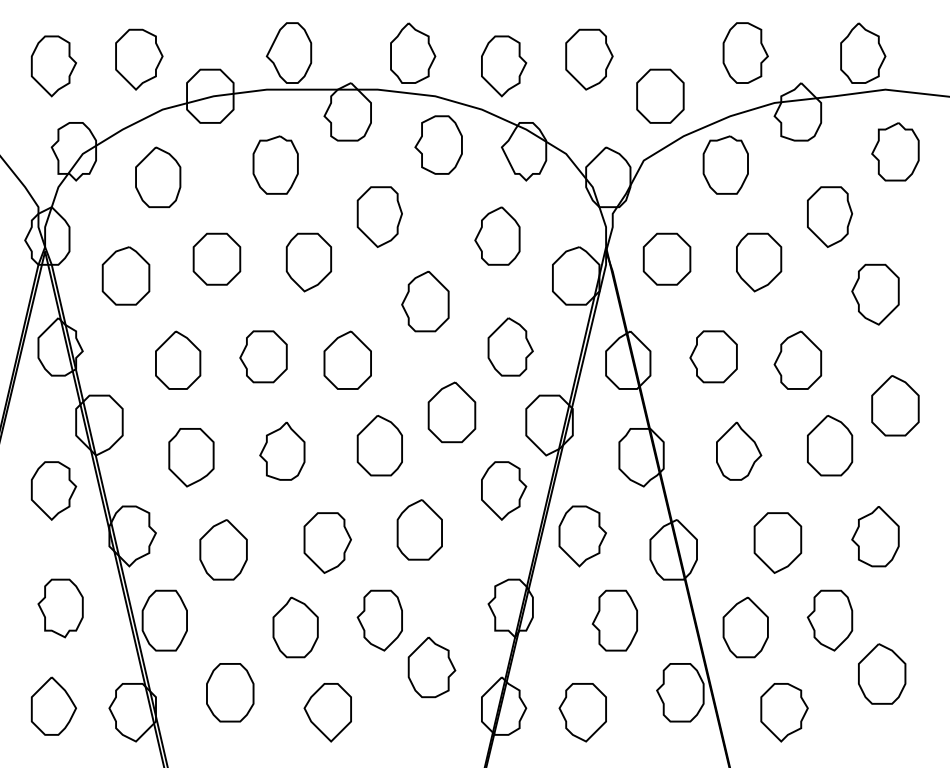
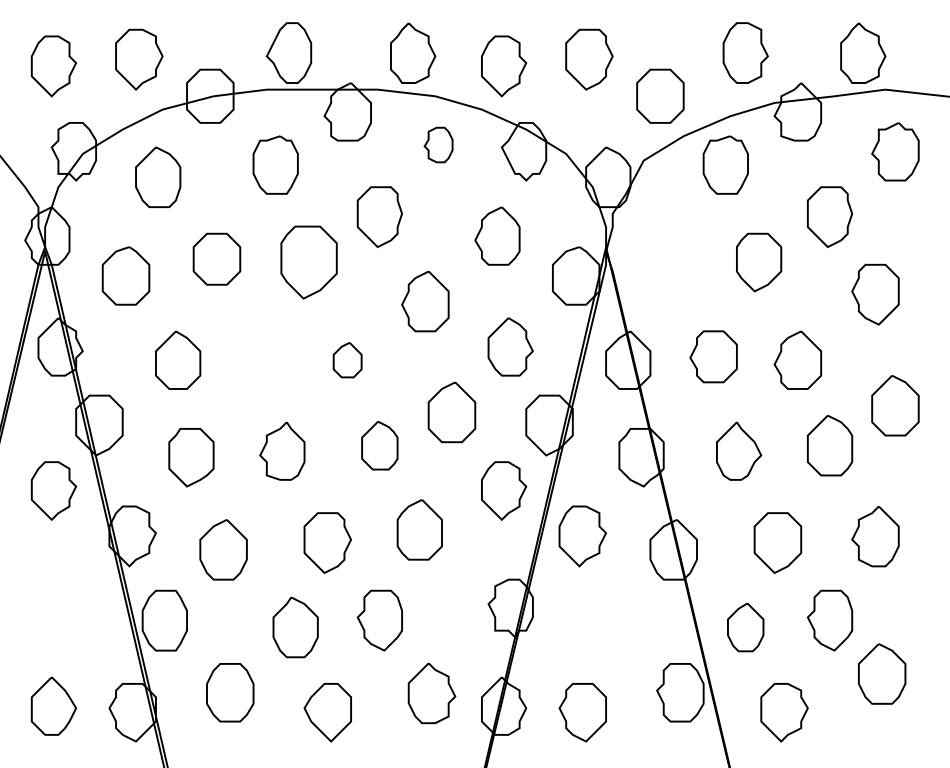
part size: 49x60 px -> 31x38 px (438, 144)
part: present -> none (666, 258)
part size: 47x61 px -> 58x75 px (308, 262)
part: present -> none (263, 356)
part size: 49x60 px -> 31x37 px (347, 360)
part size: 47x62 px -> 38x50 px (379, 445)
part: present -> none (60, 608)
part: present -> none (614, 620)
part size: 47x63 px -> 38x51 px (745, 627)
part position: (431, 667) -> (431, 693) (431, 693)
